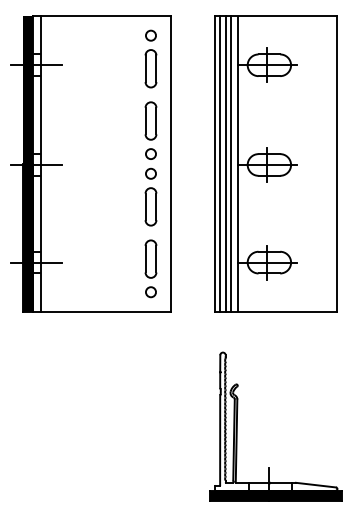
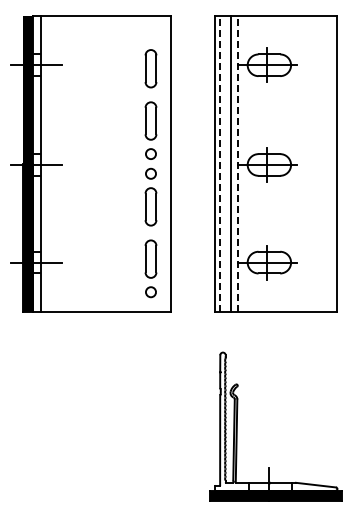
circle: present -> none (150, 35)
line: solid -> dashed (220, 163)
line: present -> none (225, 163)
line: solid -> dashed (237, 163)
